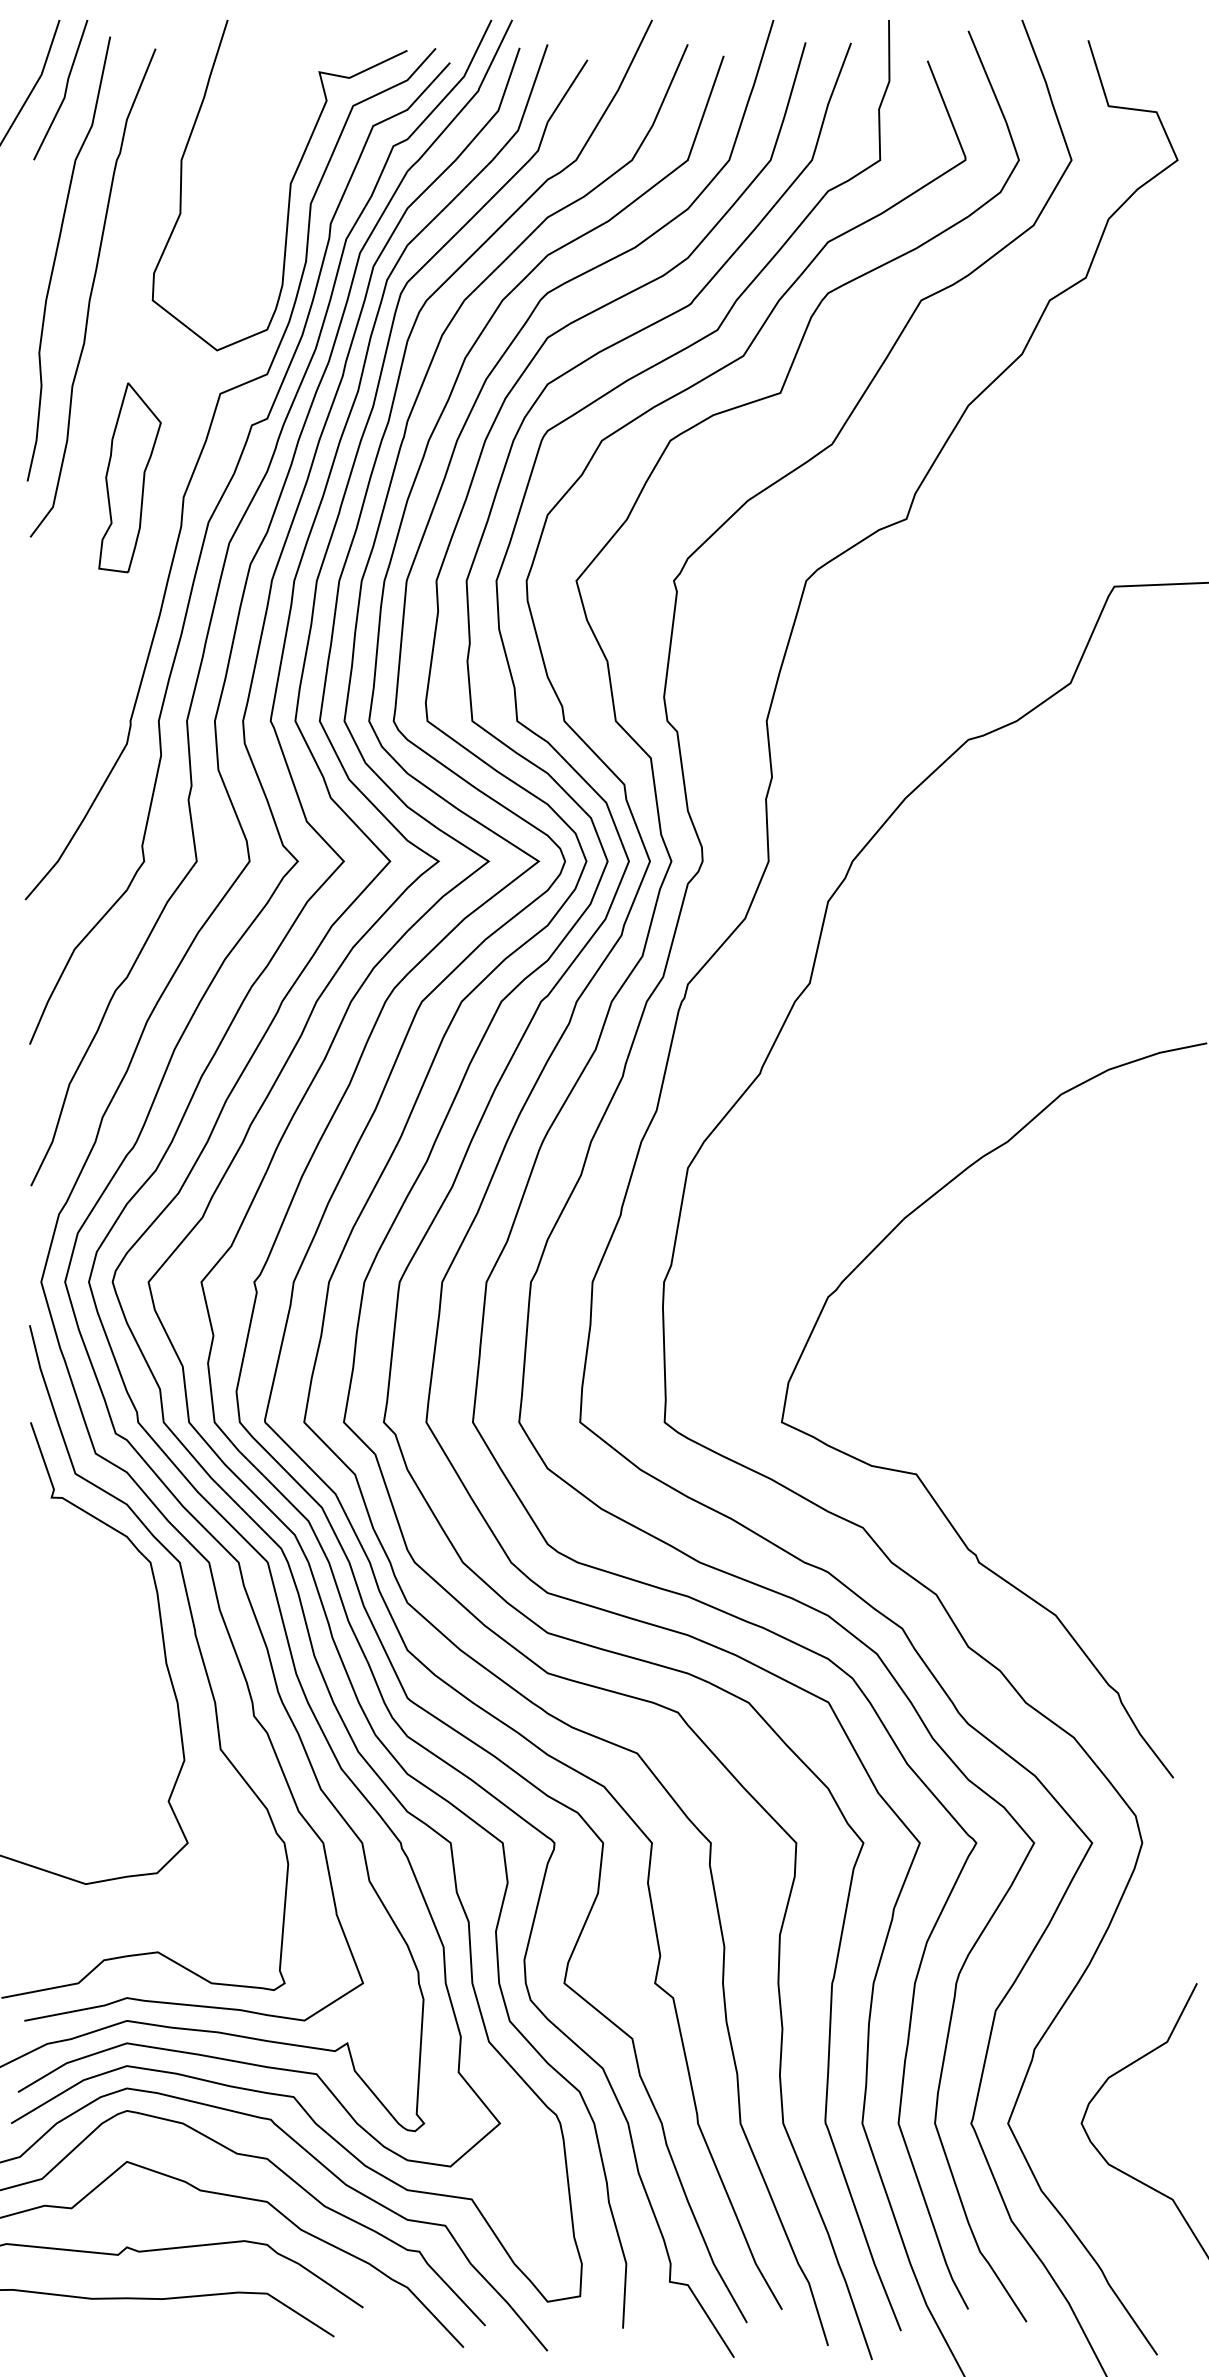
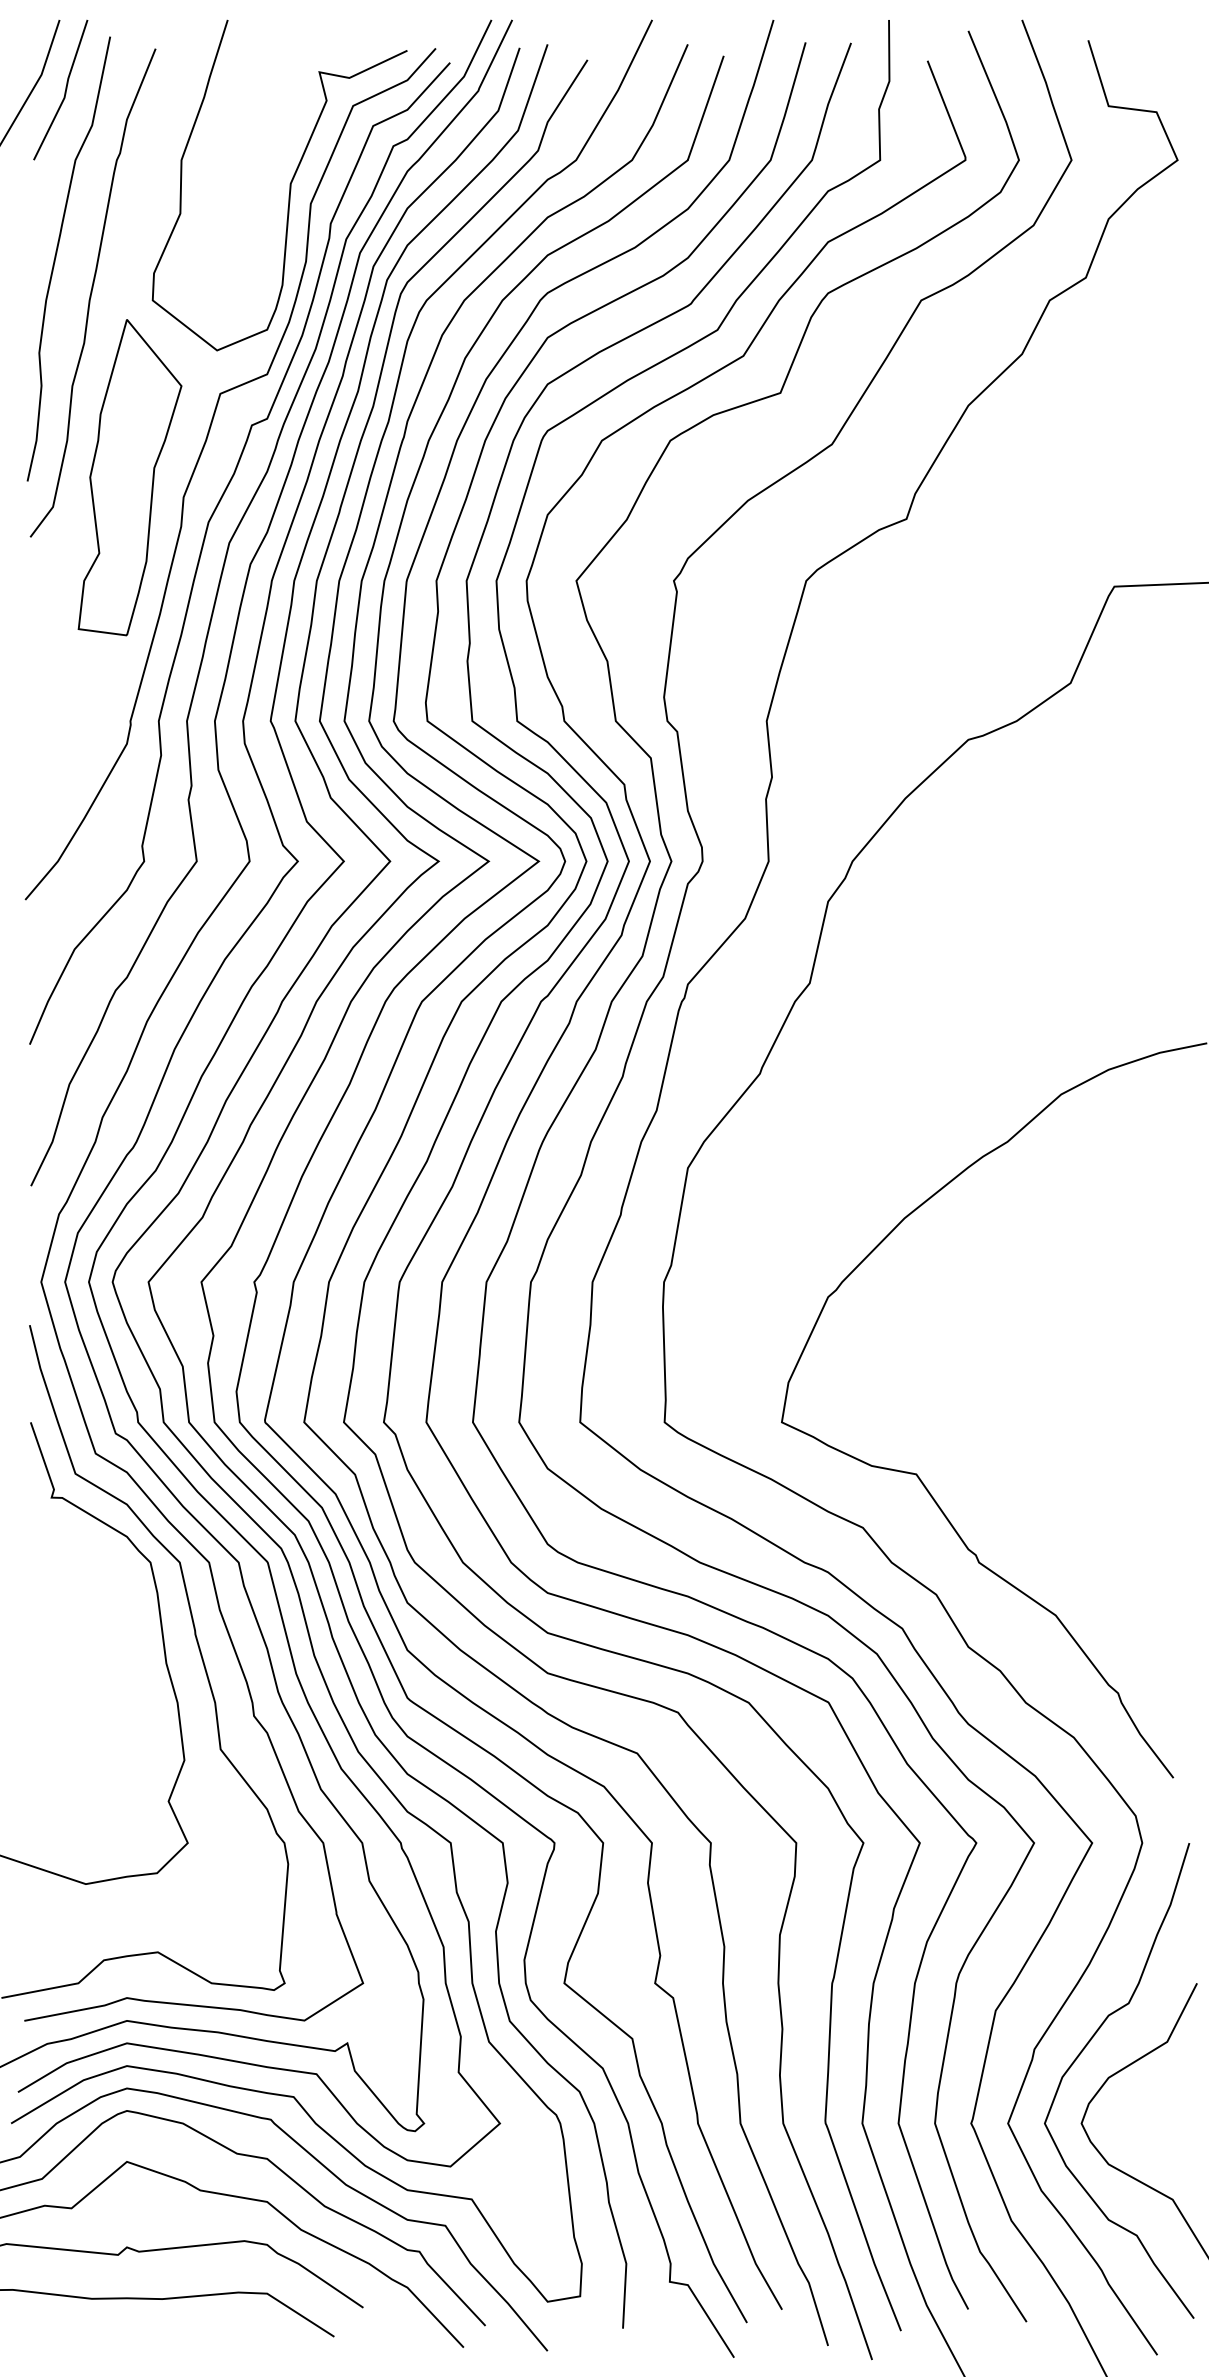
part size: 64x192 px -> 106x318 px (129, 477)
curve: none -> present (1082, 2052)
